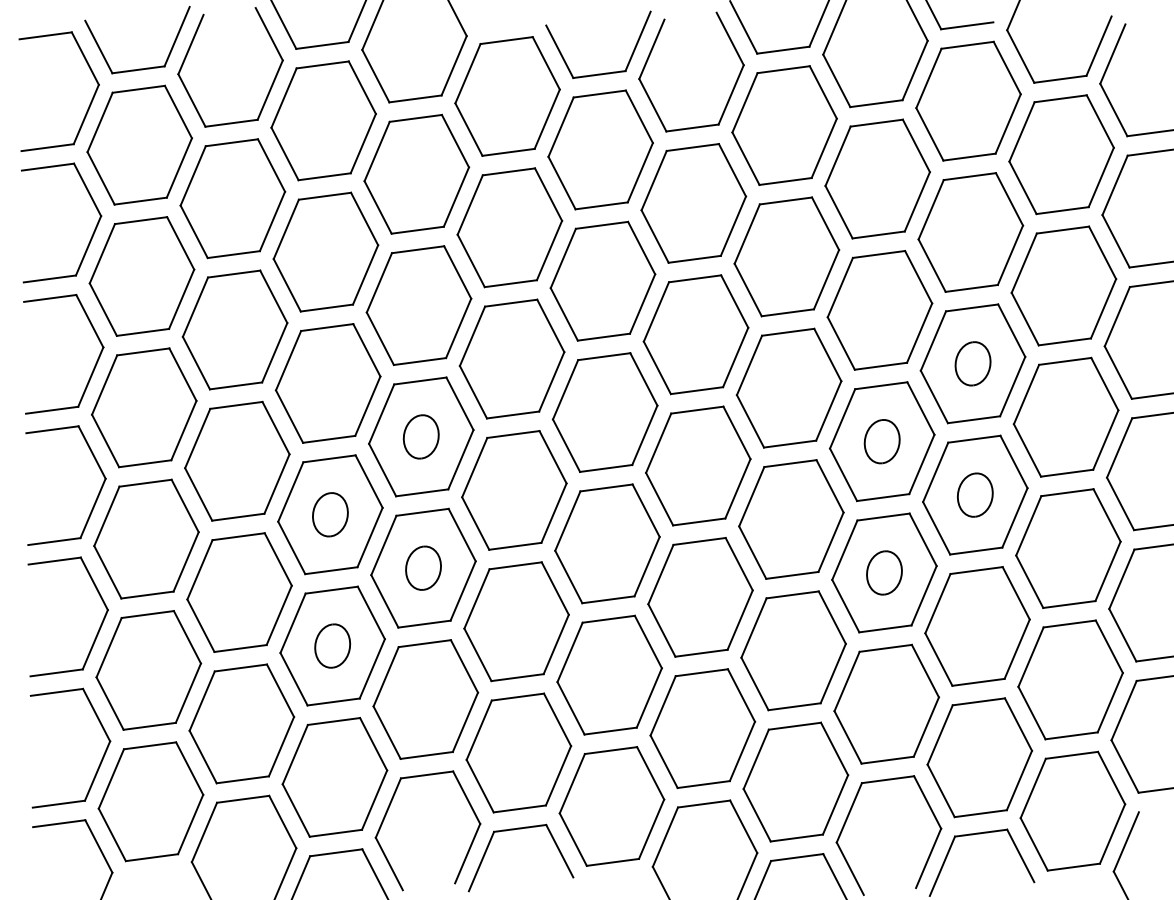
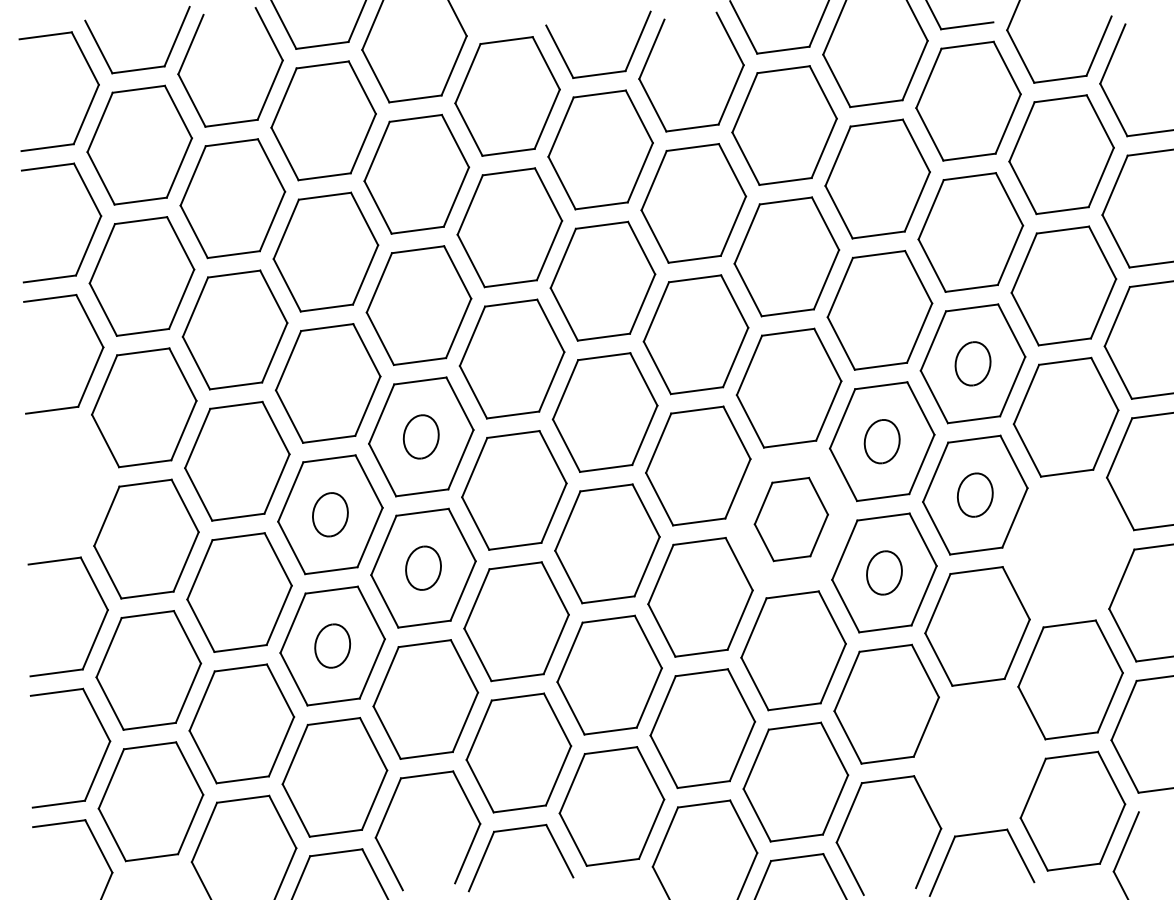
part: present -> none (95, 499)
part size: 107x121 px -> 77x87 px (791, 519)
part: present -> none (1068, 548)
part: present -> none (979, 757)
